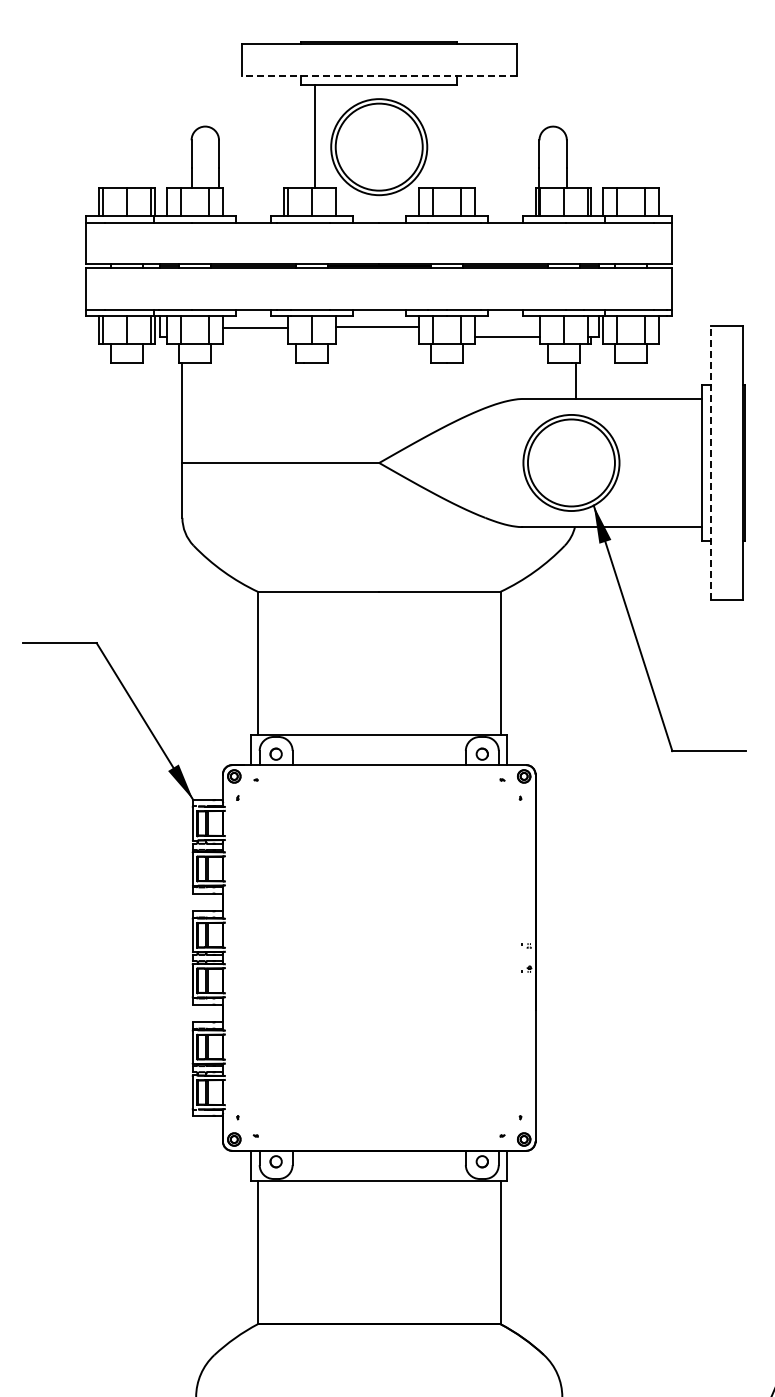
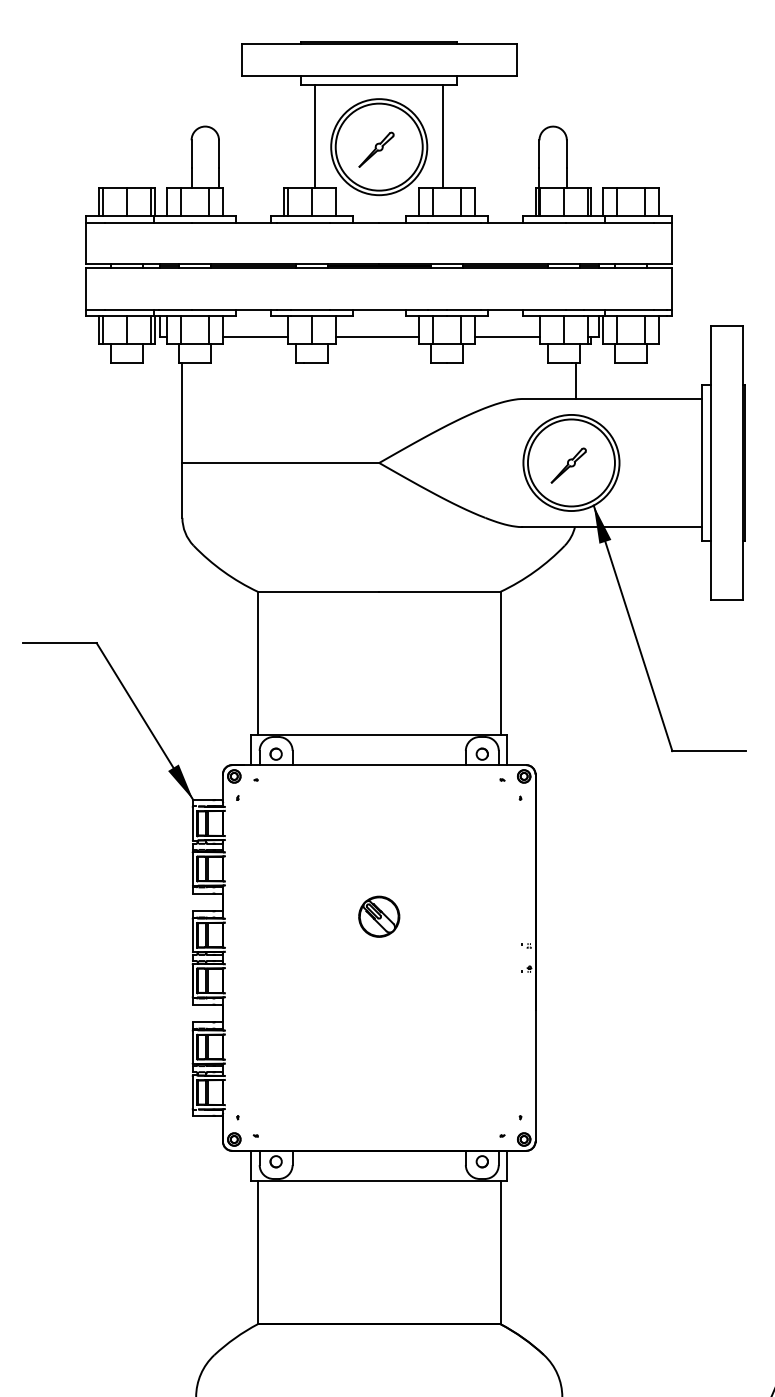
line: dashed -> solid (378, 76)
line: none -> present (443, 136)
part: none -> present (376, 149)
line position: (377, 327) -> (377, 337) (377, 337)
line position: (254, 328) -> (254, 337) (254, 337)
line: dashed -> solid (710, 462)
part: none -> present (568, 465)
part: none -> present (379, 916)
